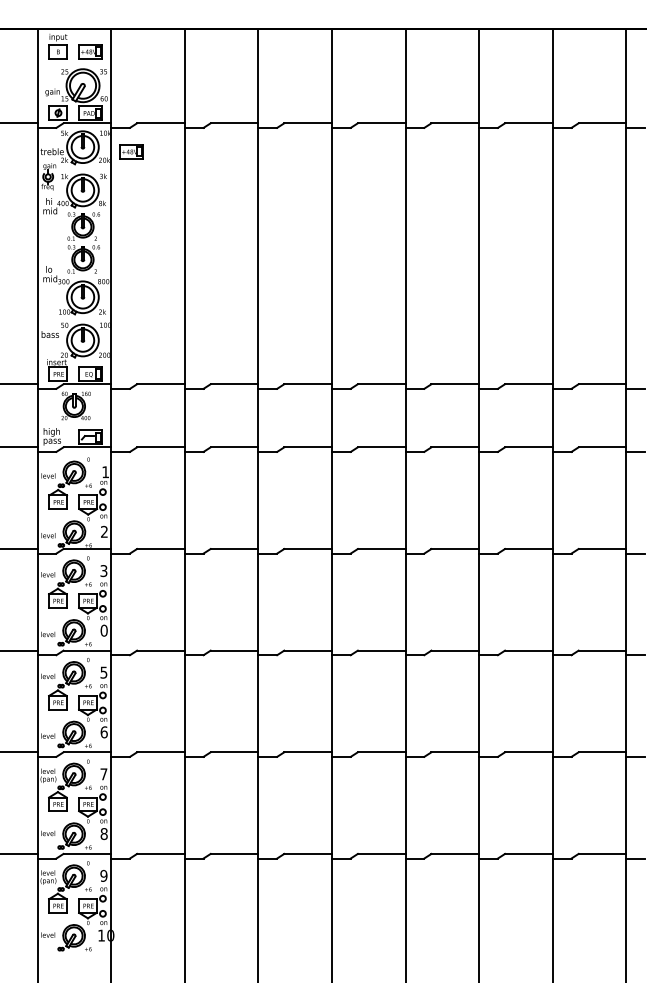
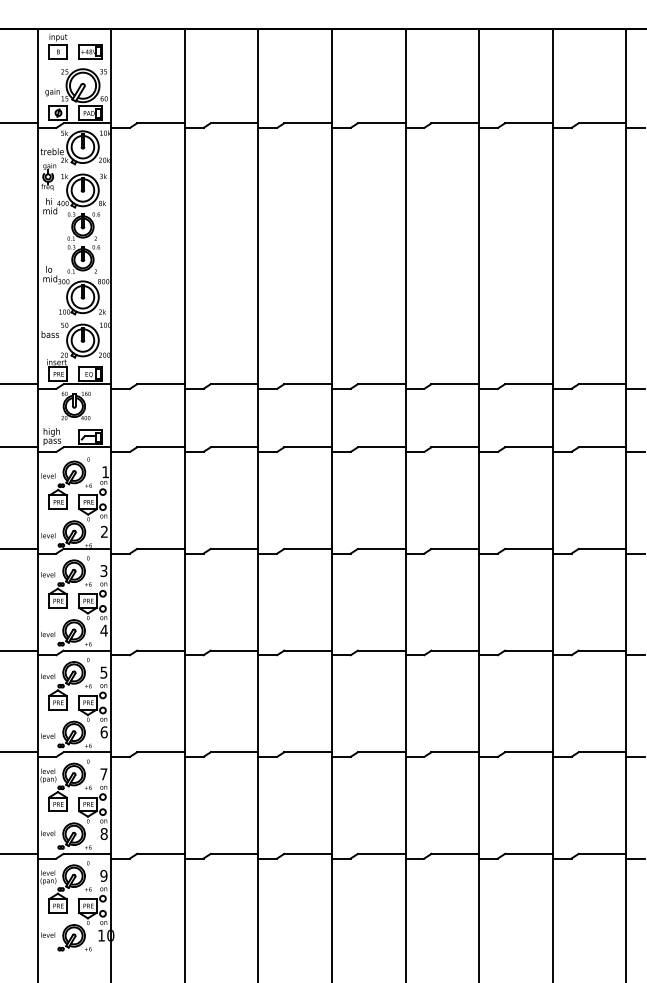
part: present -> none (131, 151)
text: 0 -> 4 (103, 630)
